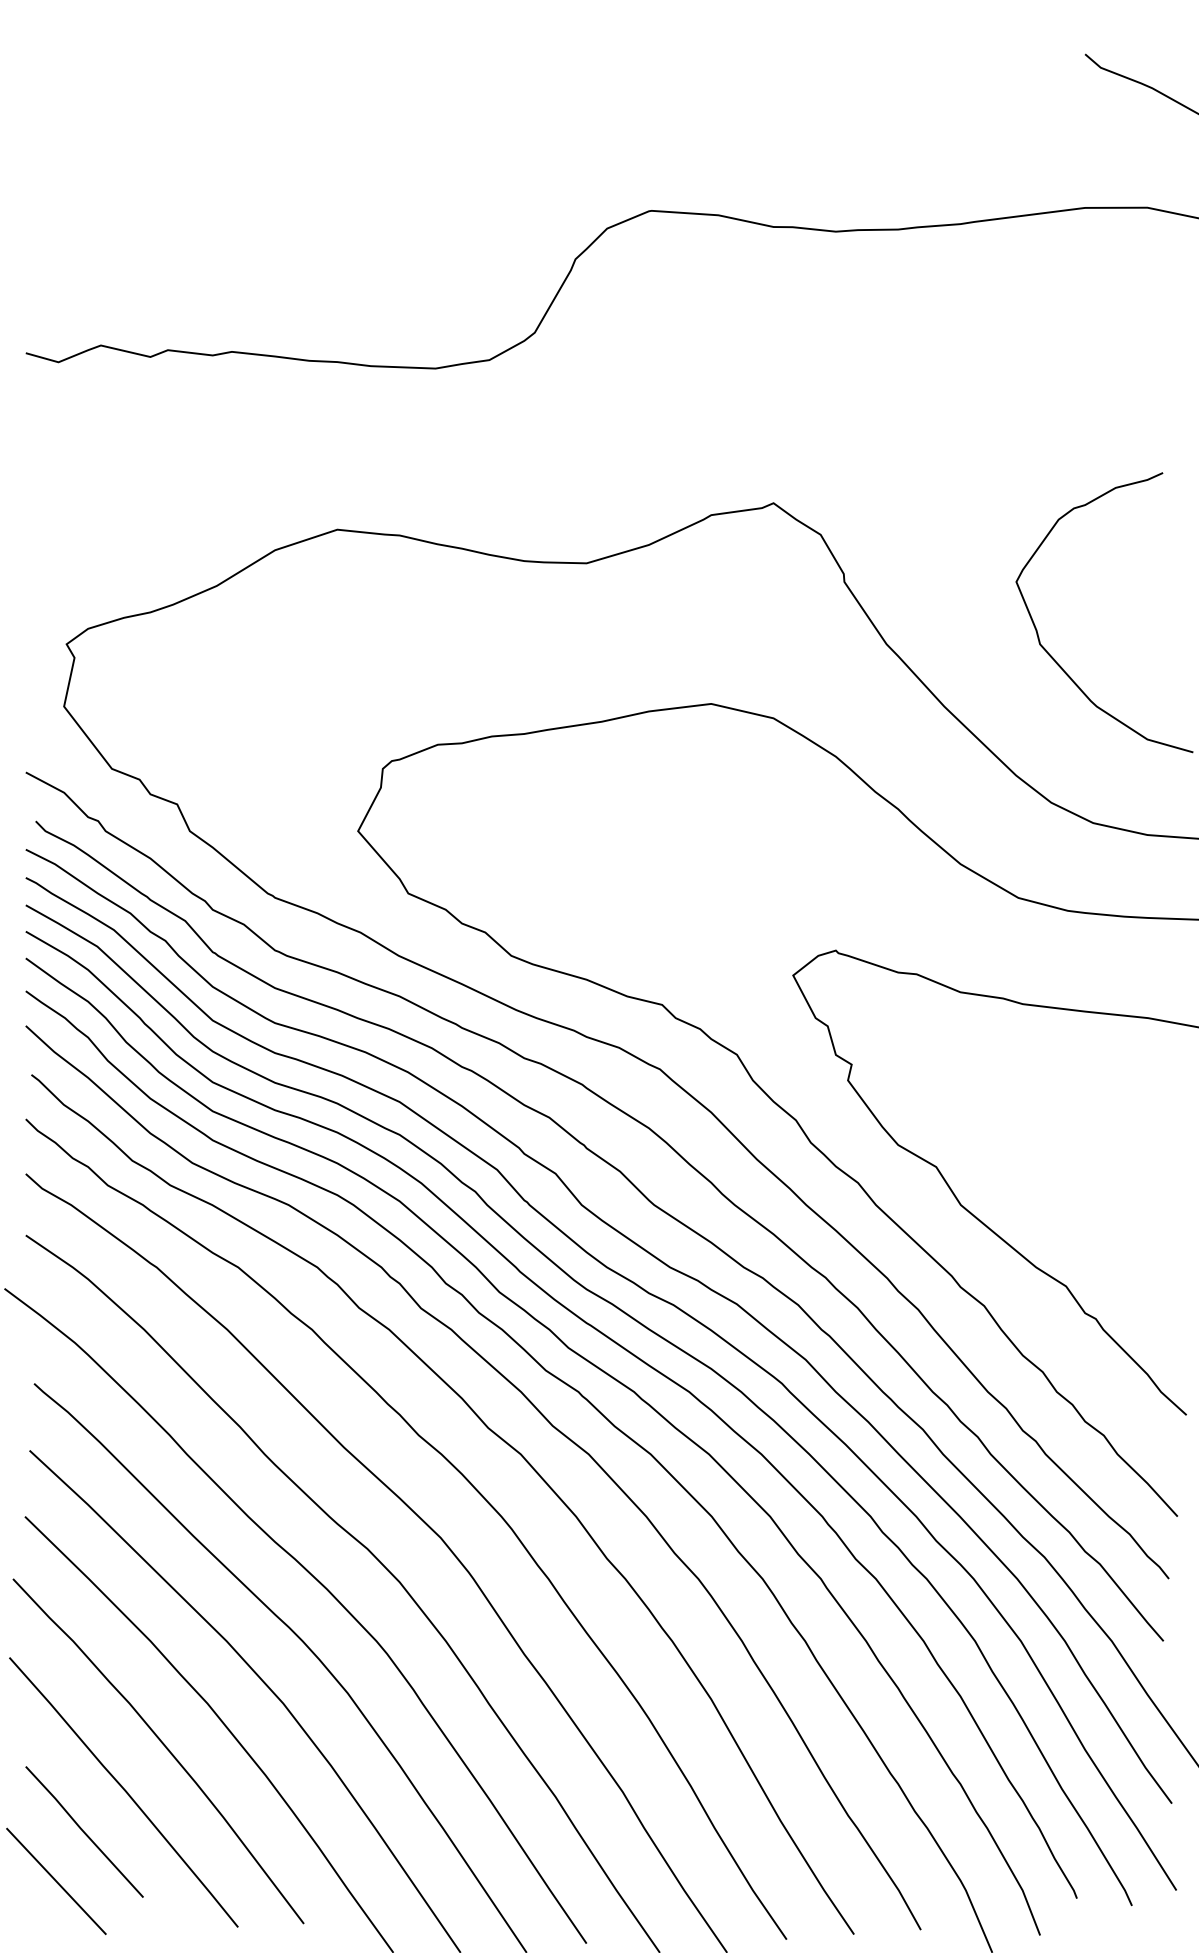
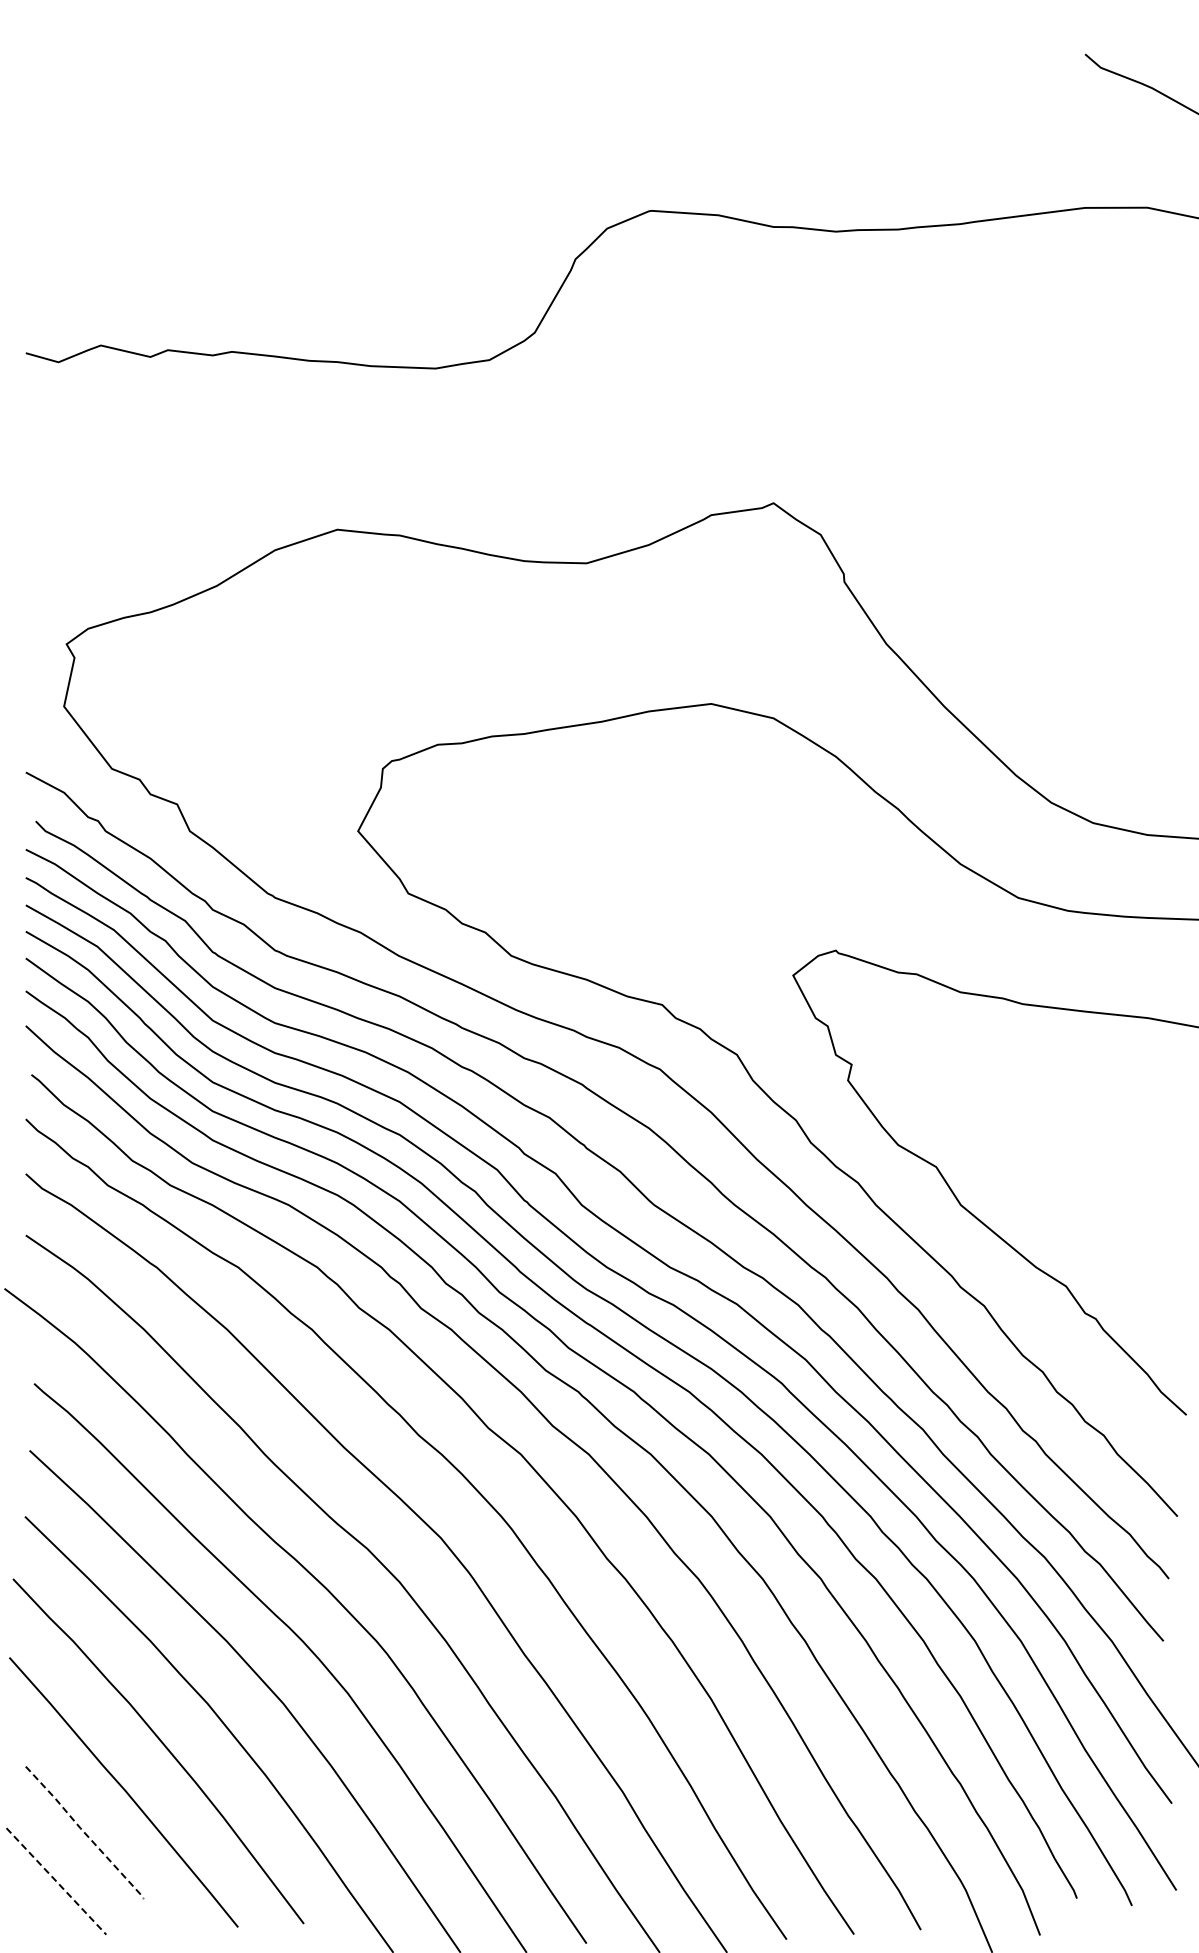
curve: present -> none (1054, 658)
line: solid -> dashed (83, 1831)
line: solid -> dashed (56, 1881)
